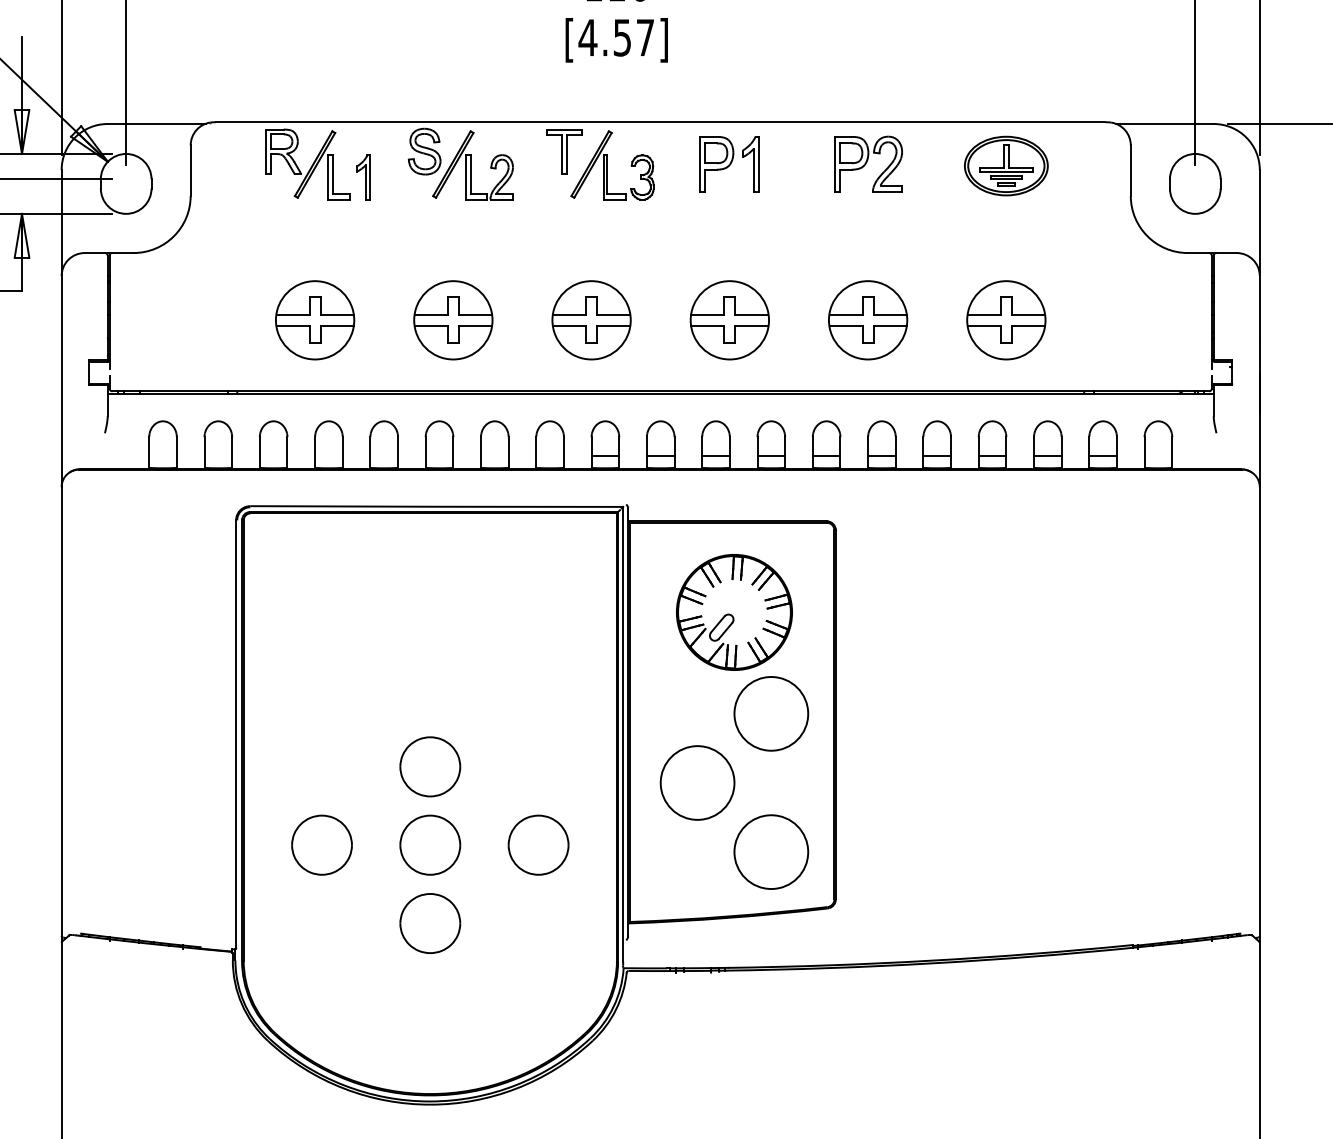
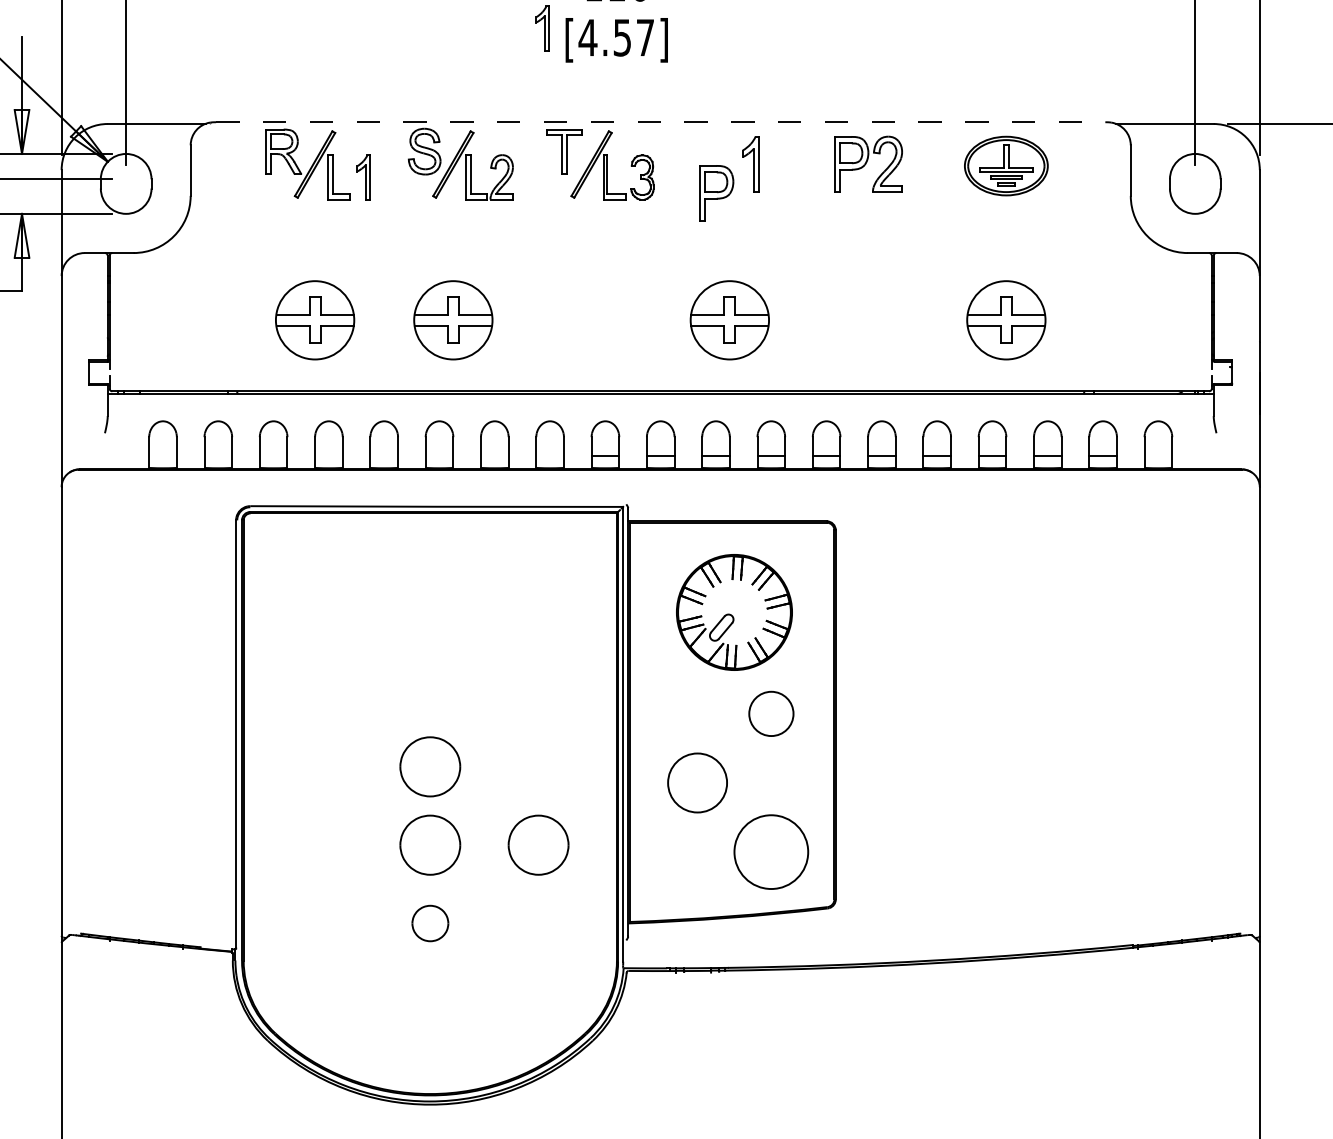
part: none -> present (542, 28)
line: solid -> dashed (660, 122)
part position: (716, 164) -> (716, 193) (716, 193)
part: present -> none (591, 320)
part: present -> none (868, 320)
circle size: 77x76 px -> 47x47 px (771, 713)
circle diameter: 74 px -> 59 px (697, 782)
part: present -> none (321, 844)
part size: 63x61 px -> 39x39 px (430, 923)
